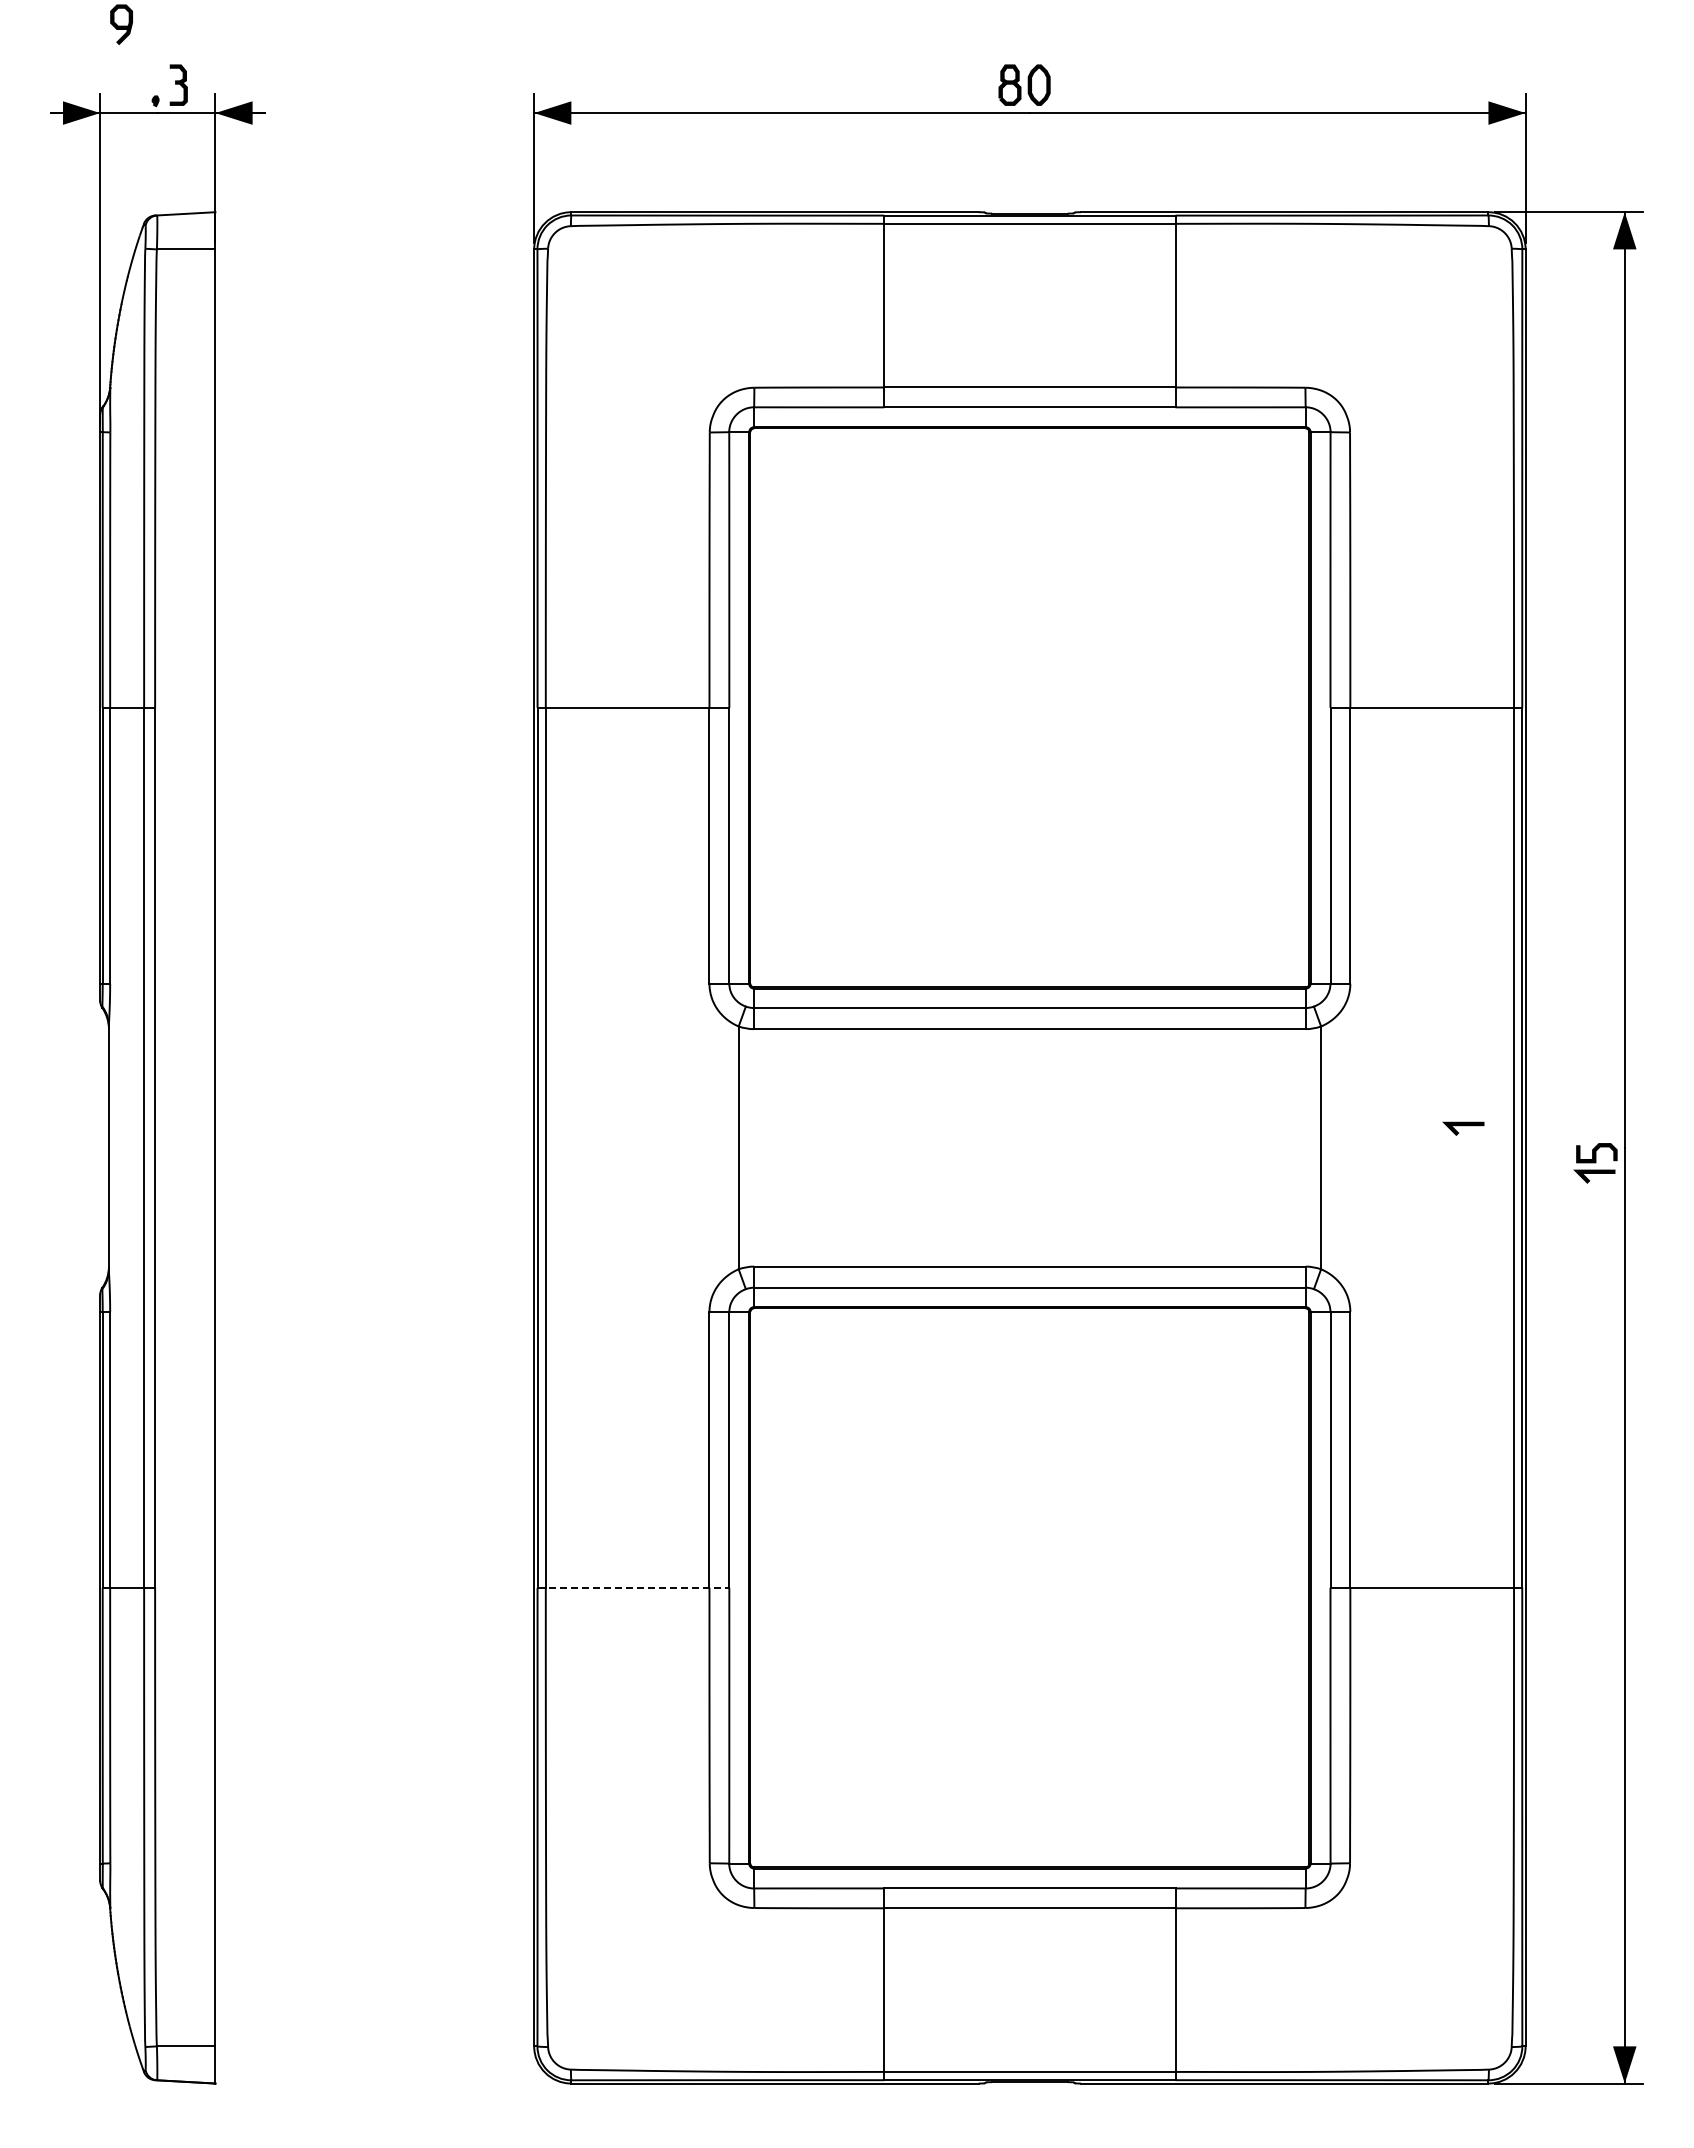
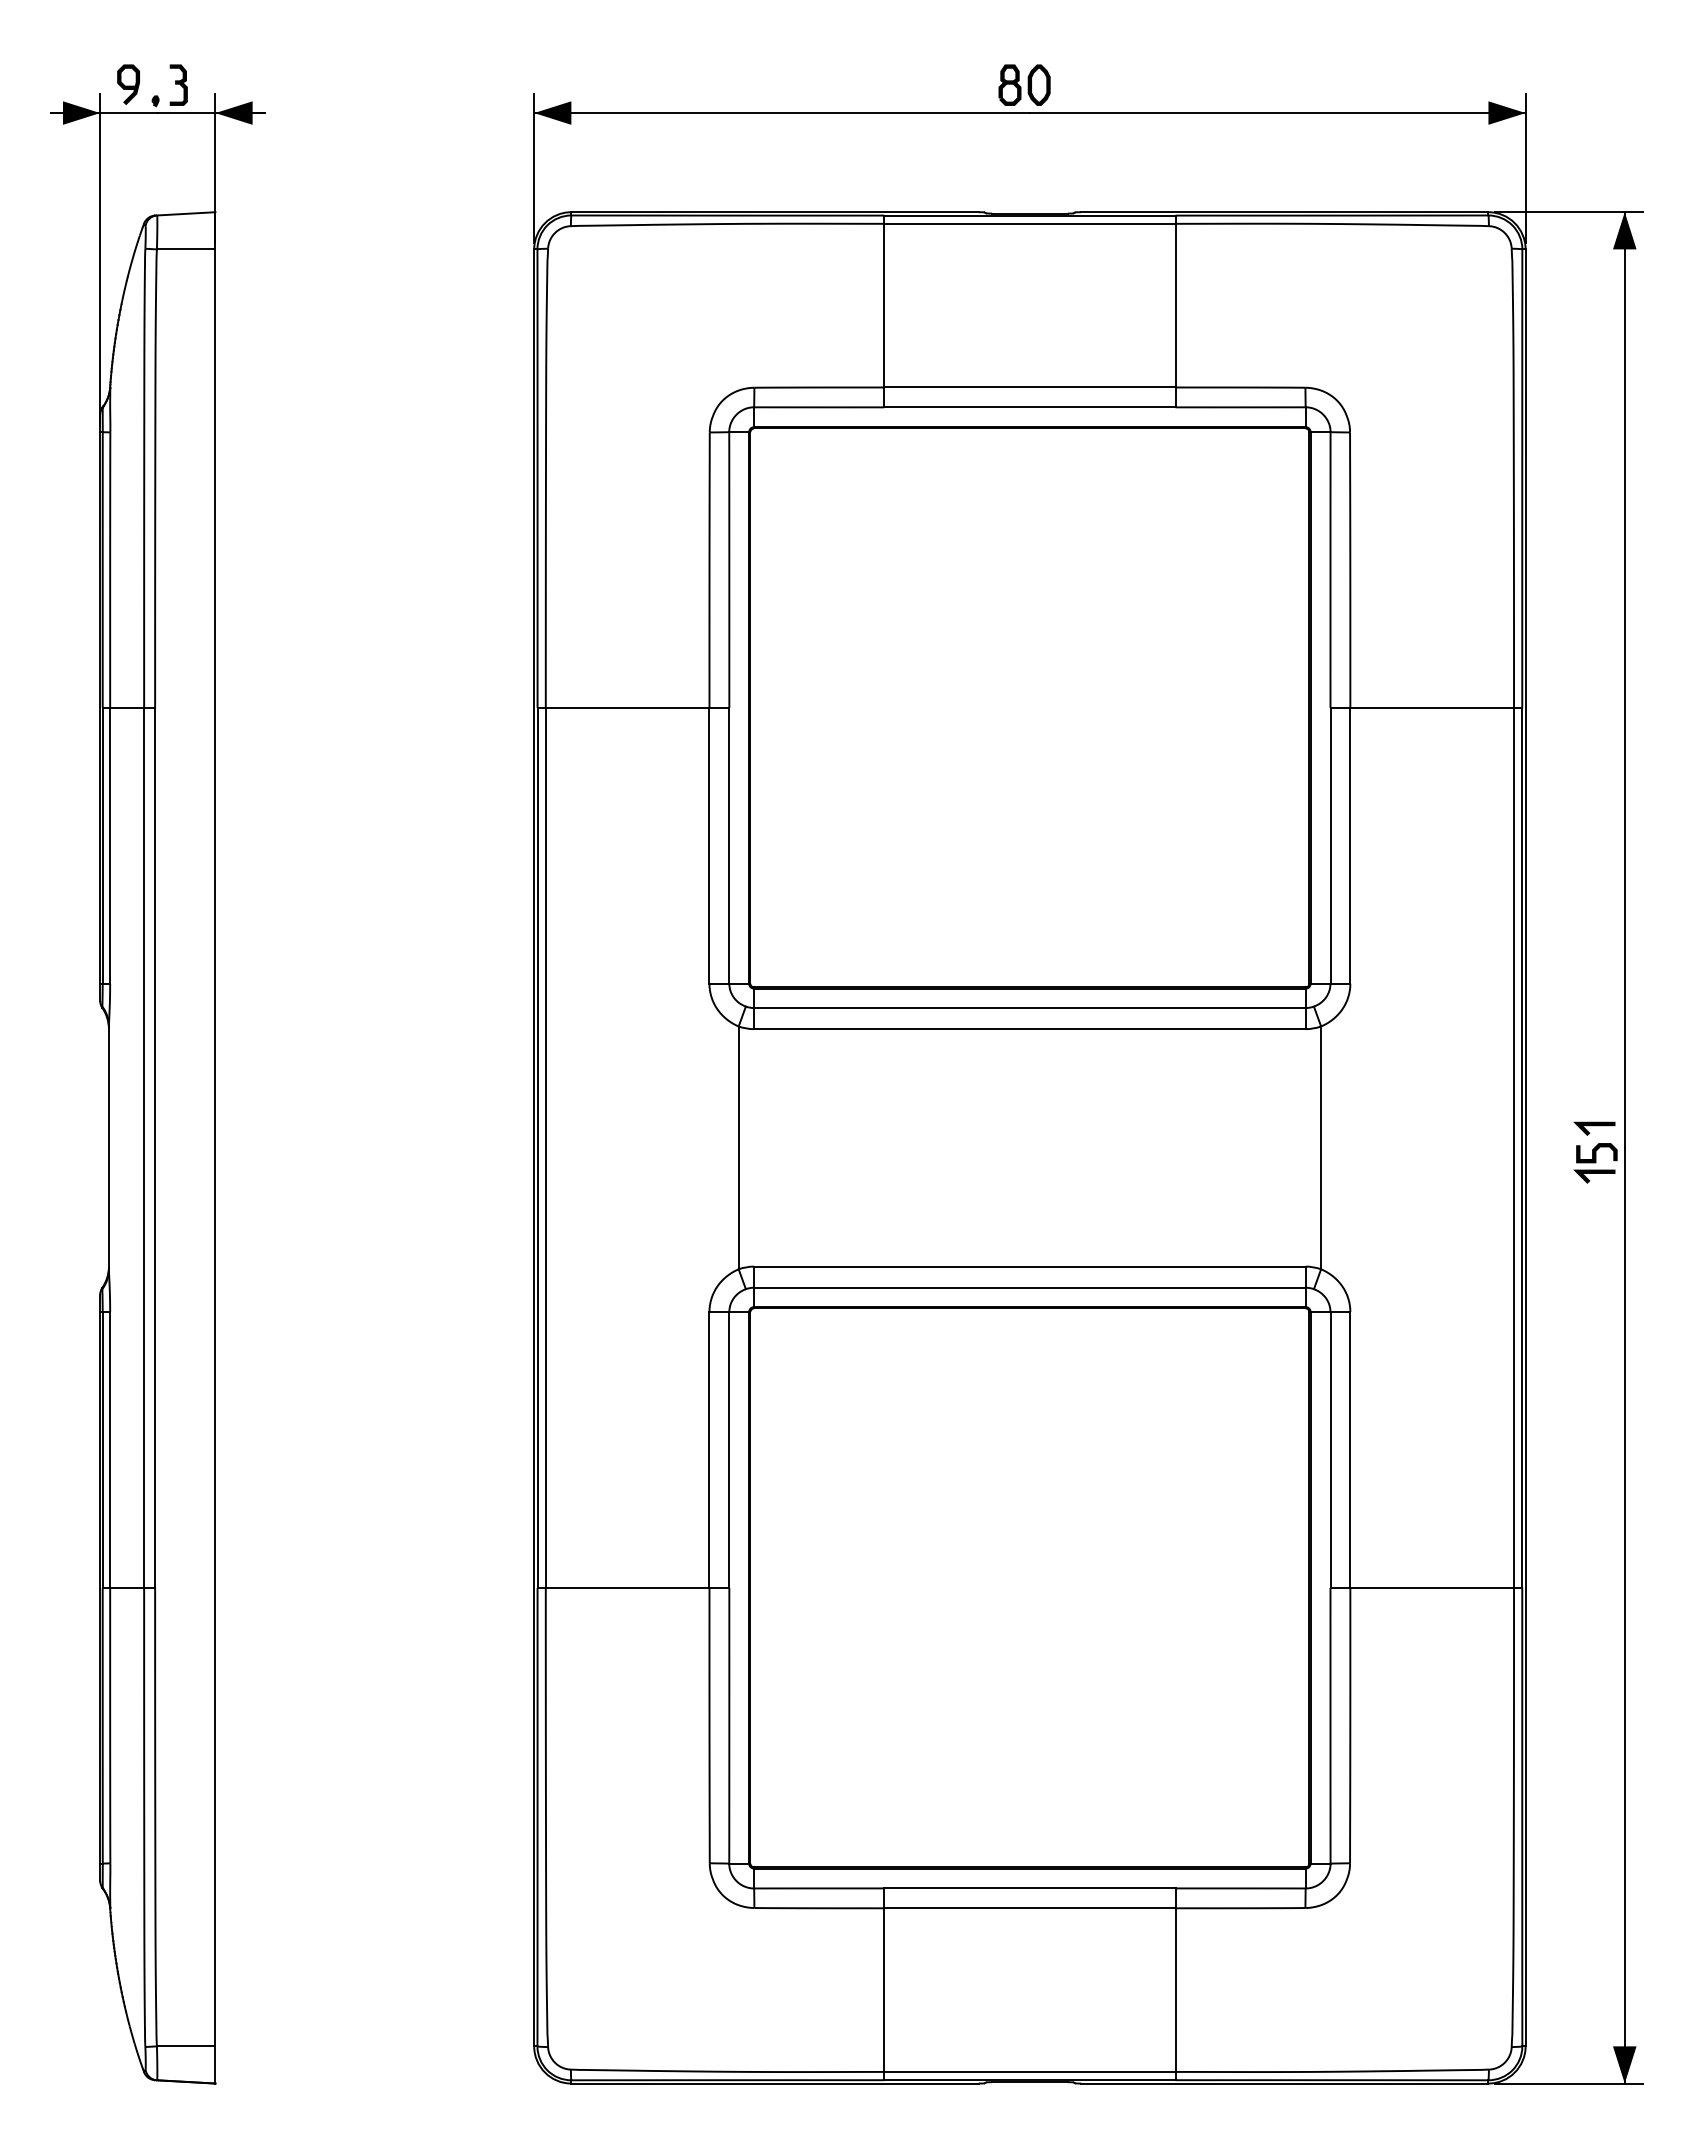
curve position: (121, 25) -> (128, 85) (128, 85)
line position: (1463, 1126) -> (1594, 1126) (1594, 1126)
line: dashed -> solid (633, 1587)
